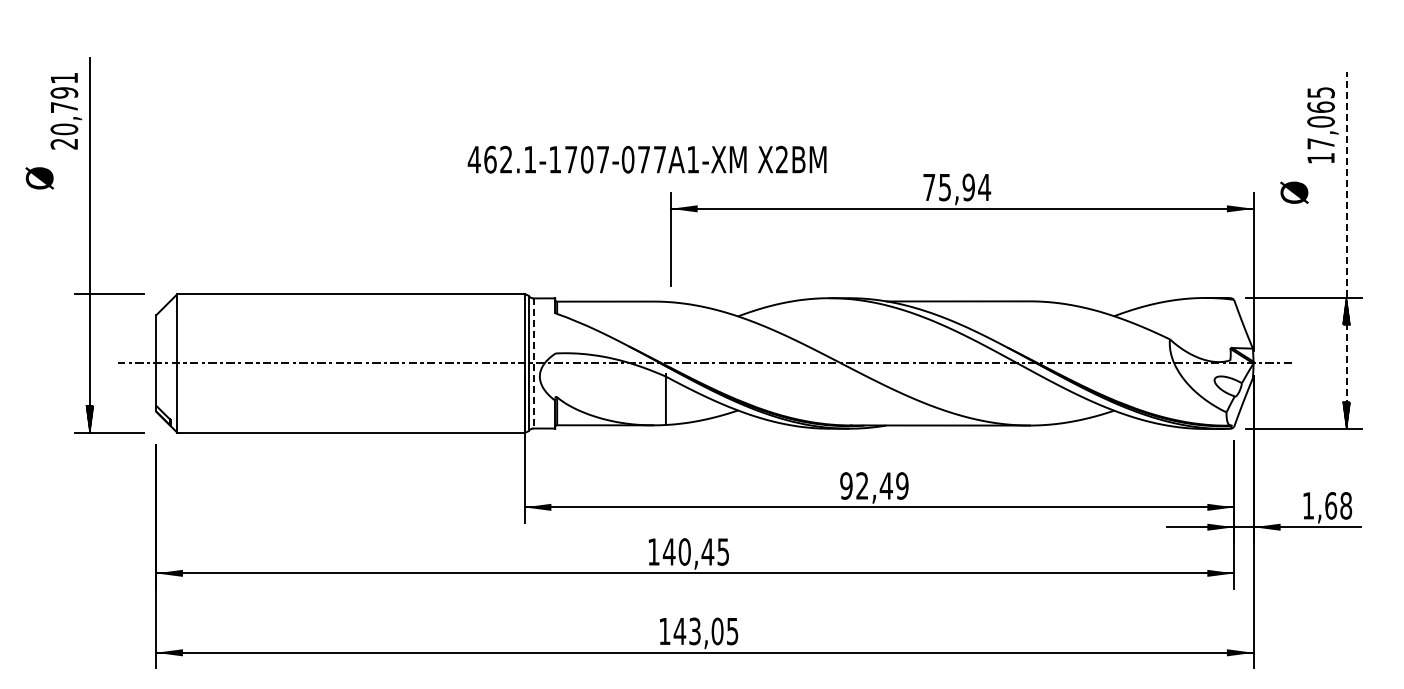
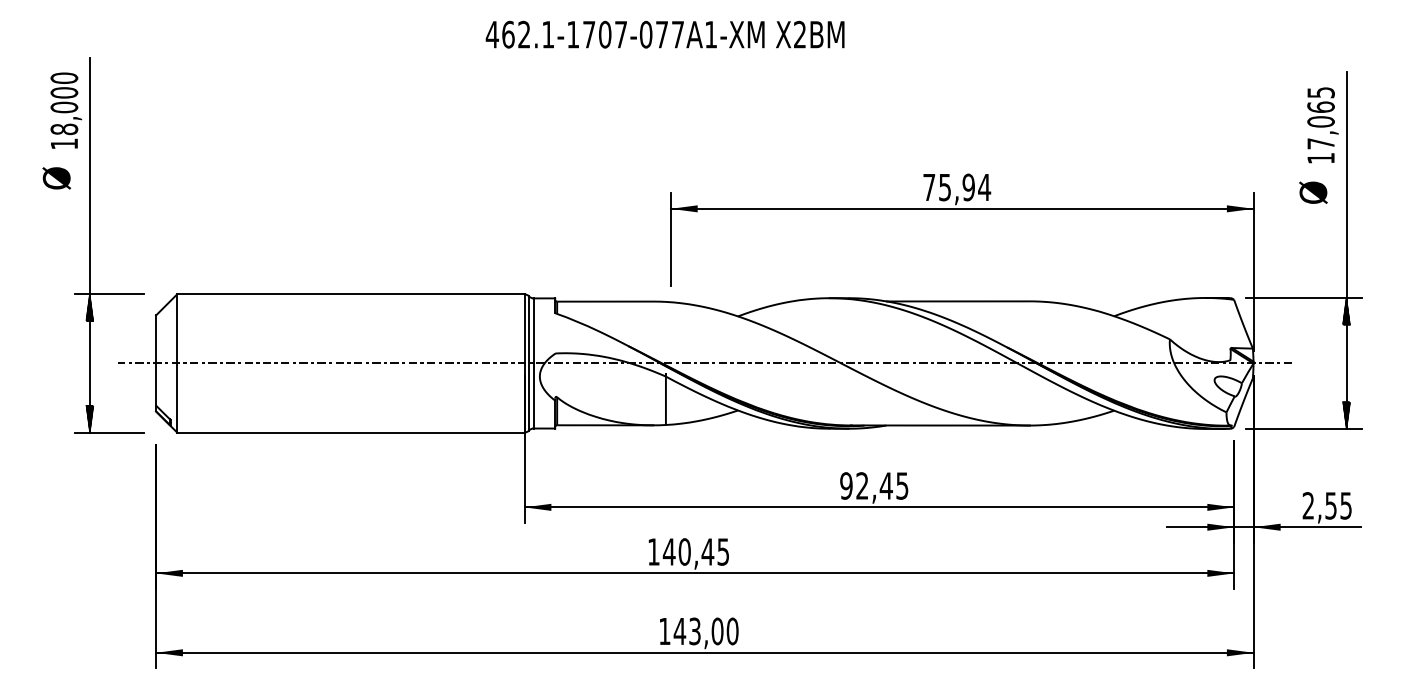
text: 20,791 -> 18,000 (64, 110)
text position: (646, 159) -> (664, 34) (664, 34)
text position: (39, 178) -> (56, 178) (56, 178)
text position: (1294, 192) -> (1313, 192) (1313, 192)
line: dashed -> solid (1346, 250)
hatch: none -> present (89, 307)
line: dashed -> solid (533, 363)
text: 92,49 -> 92,45 (902, 485)
text: 1,68 -> 2,55 (1327, 505)
text: 143,05 -> 143,00 (732, 631)
